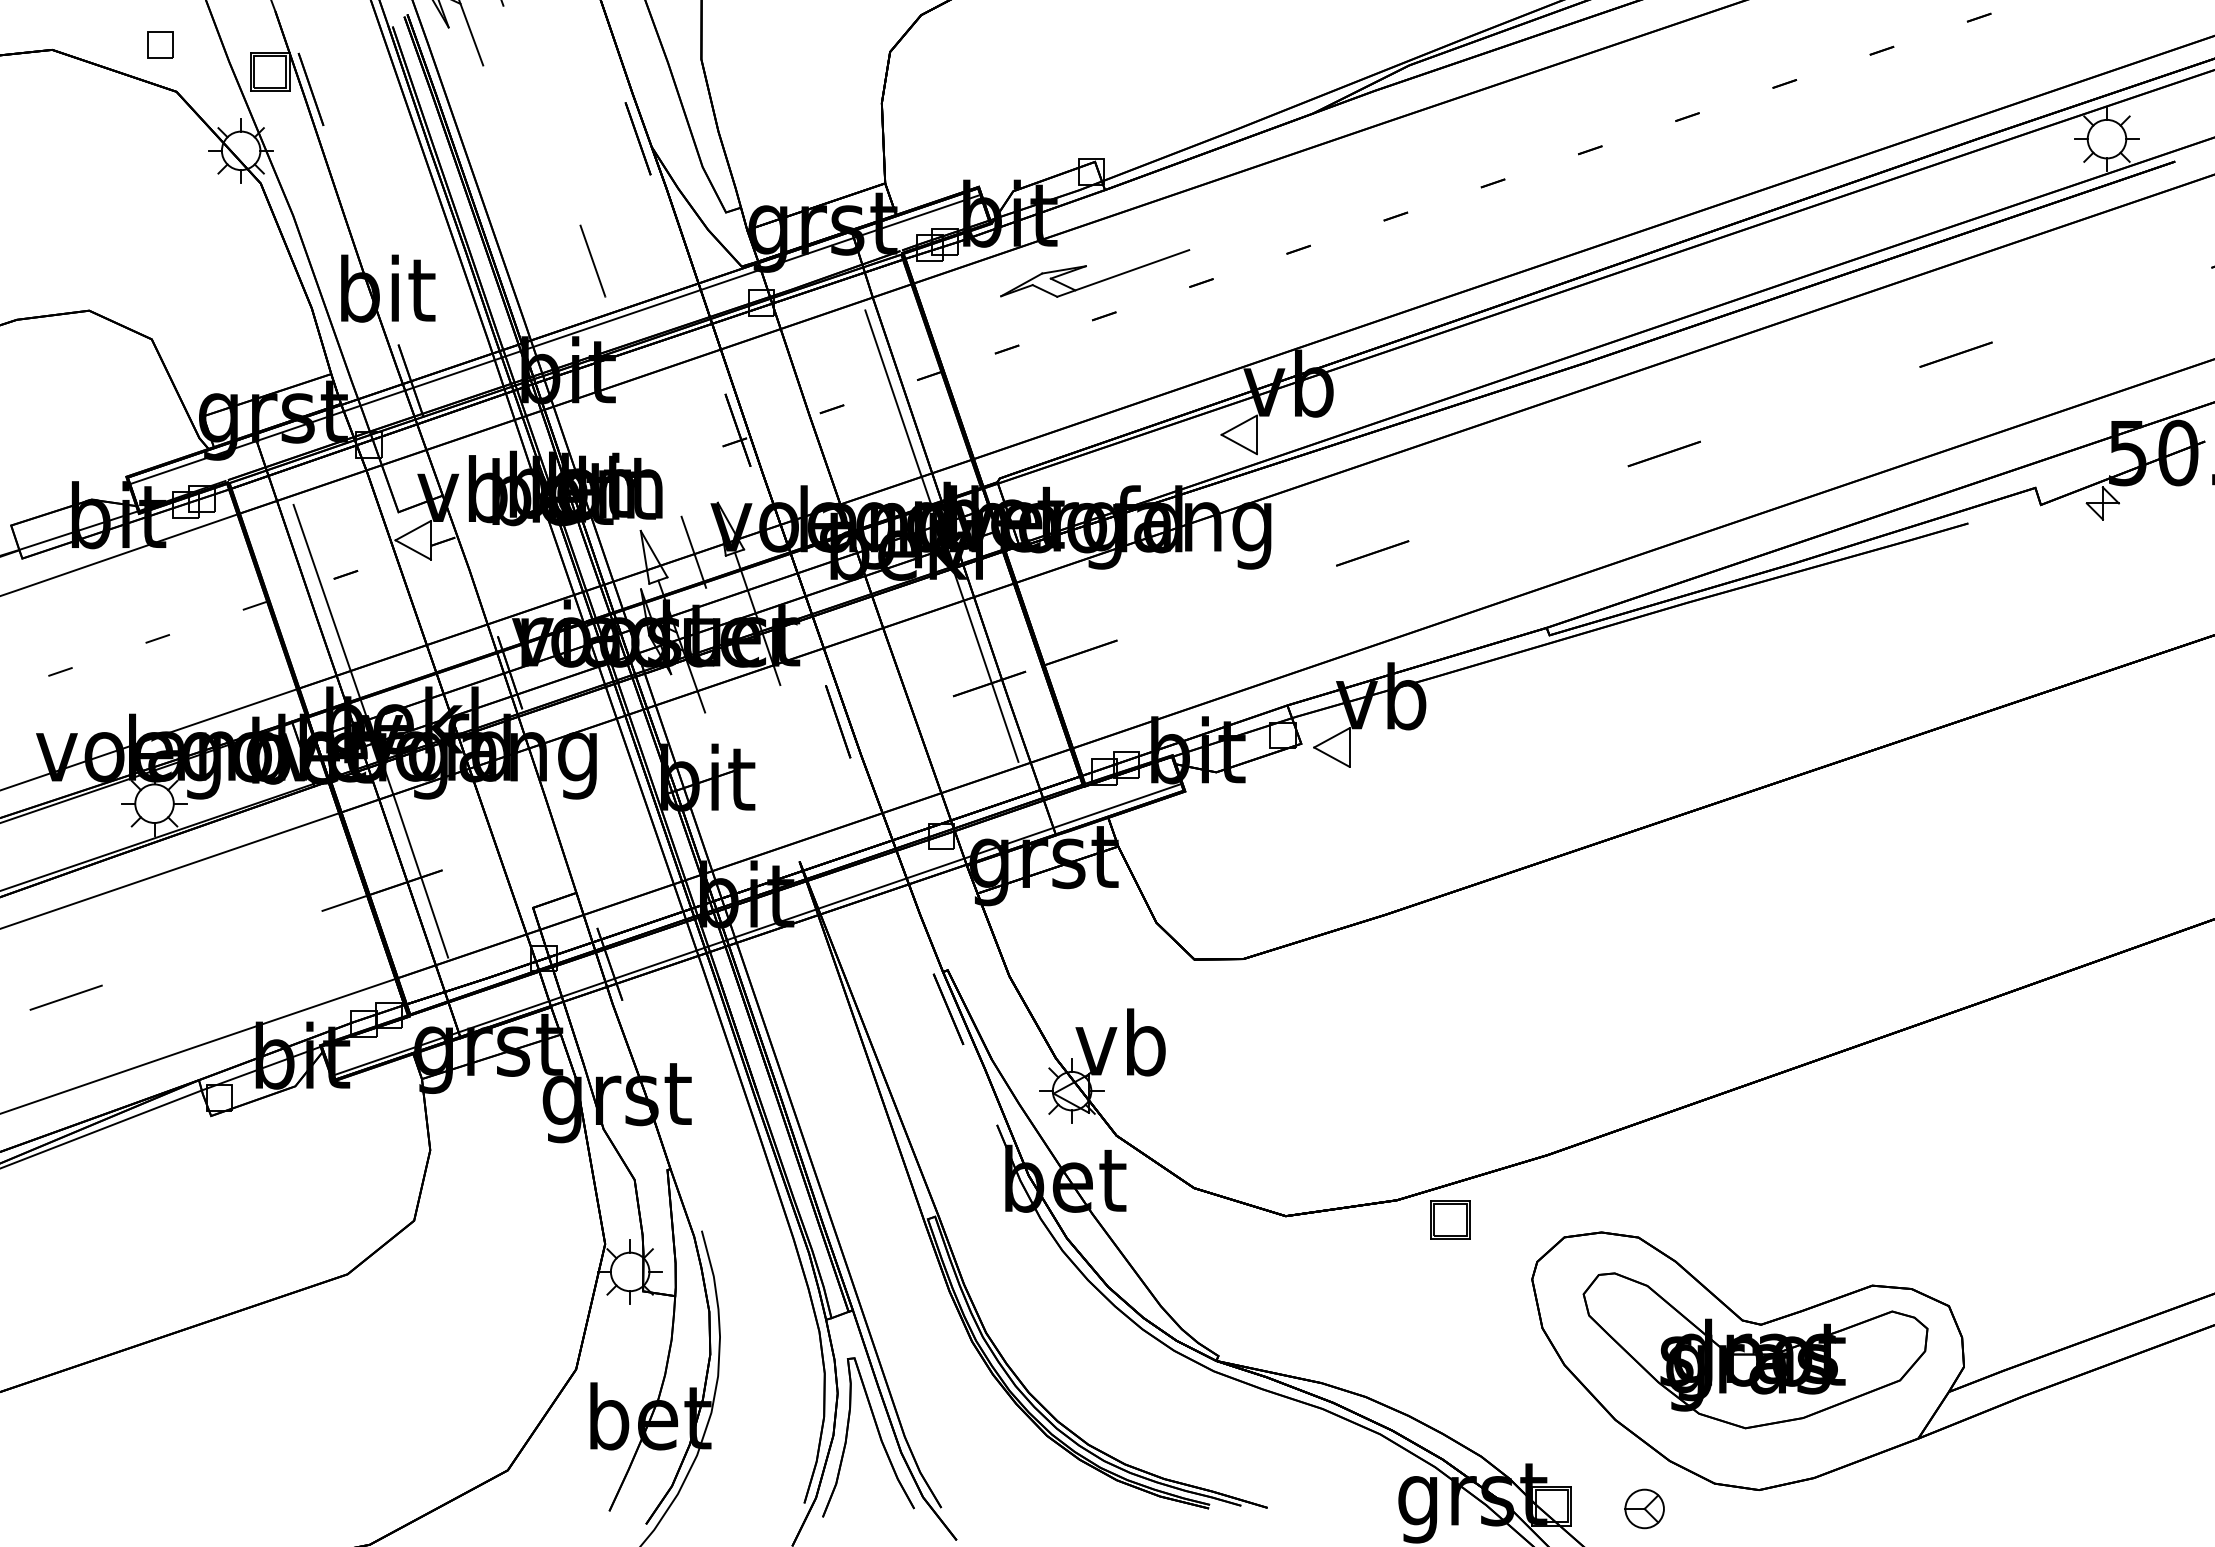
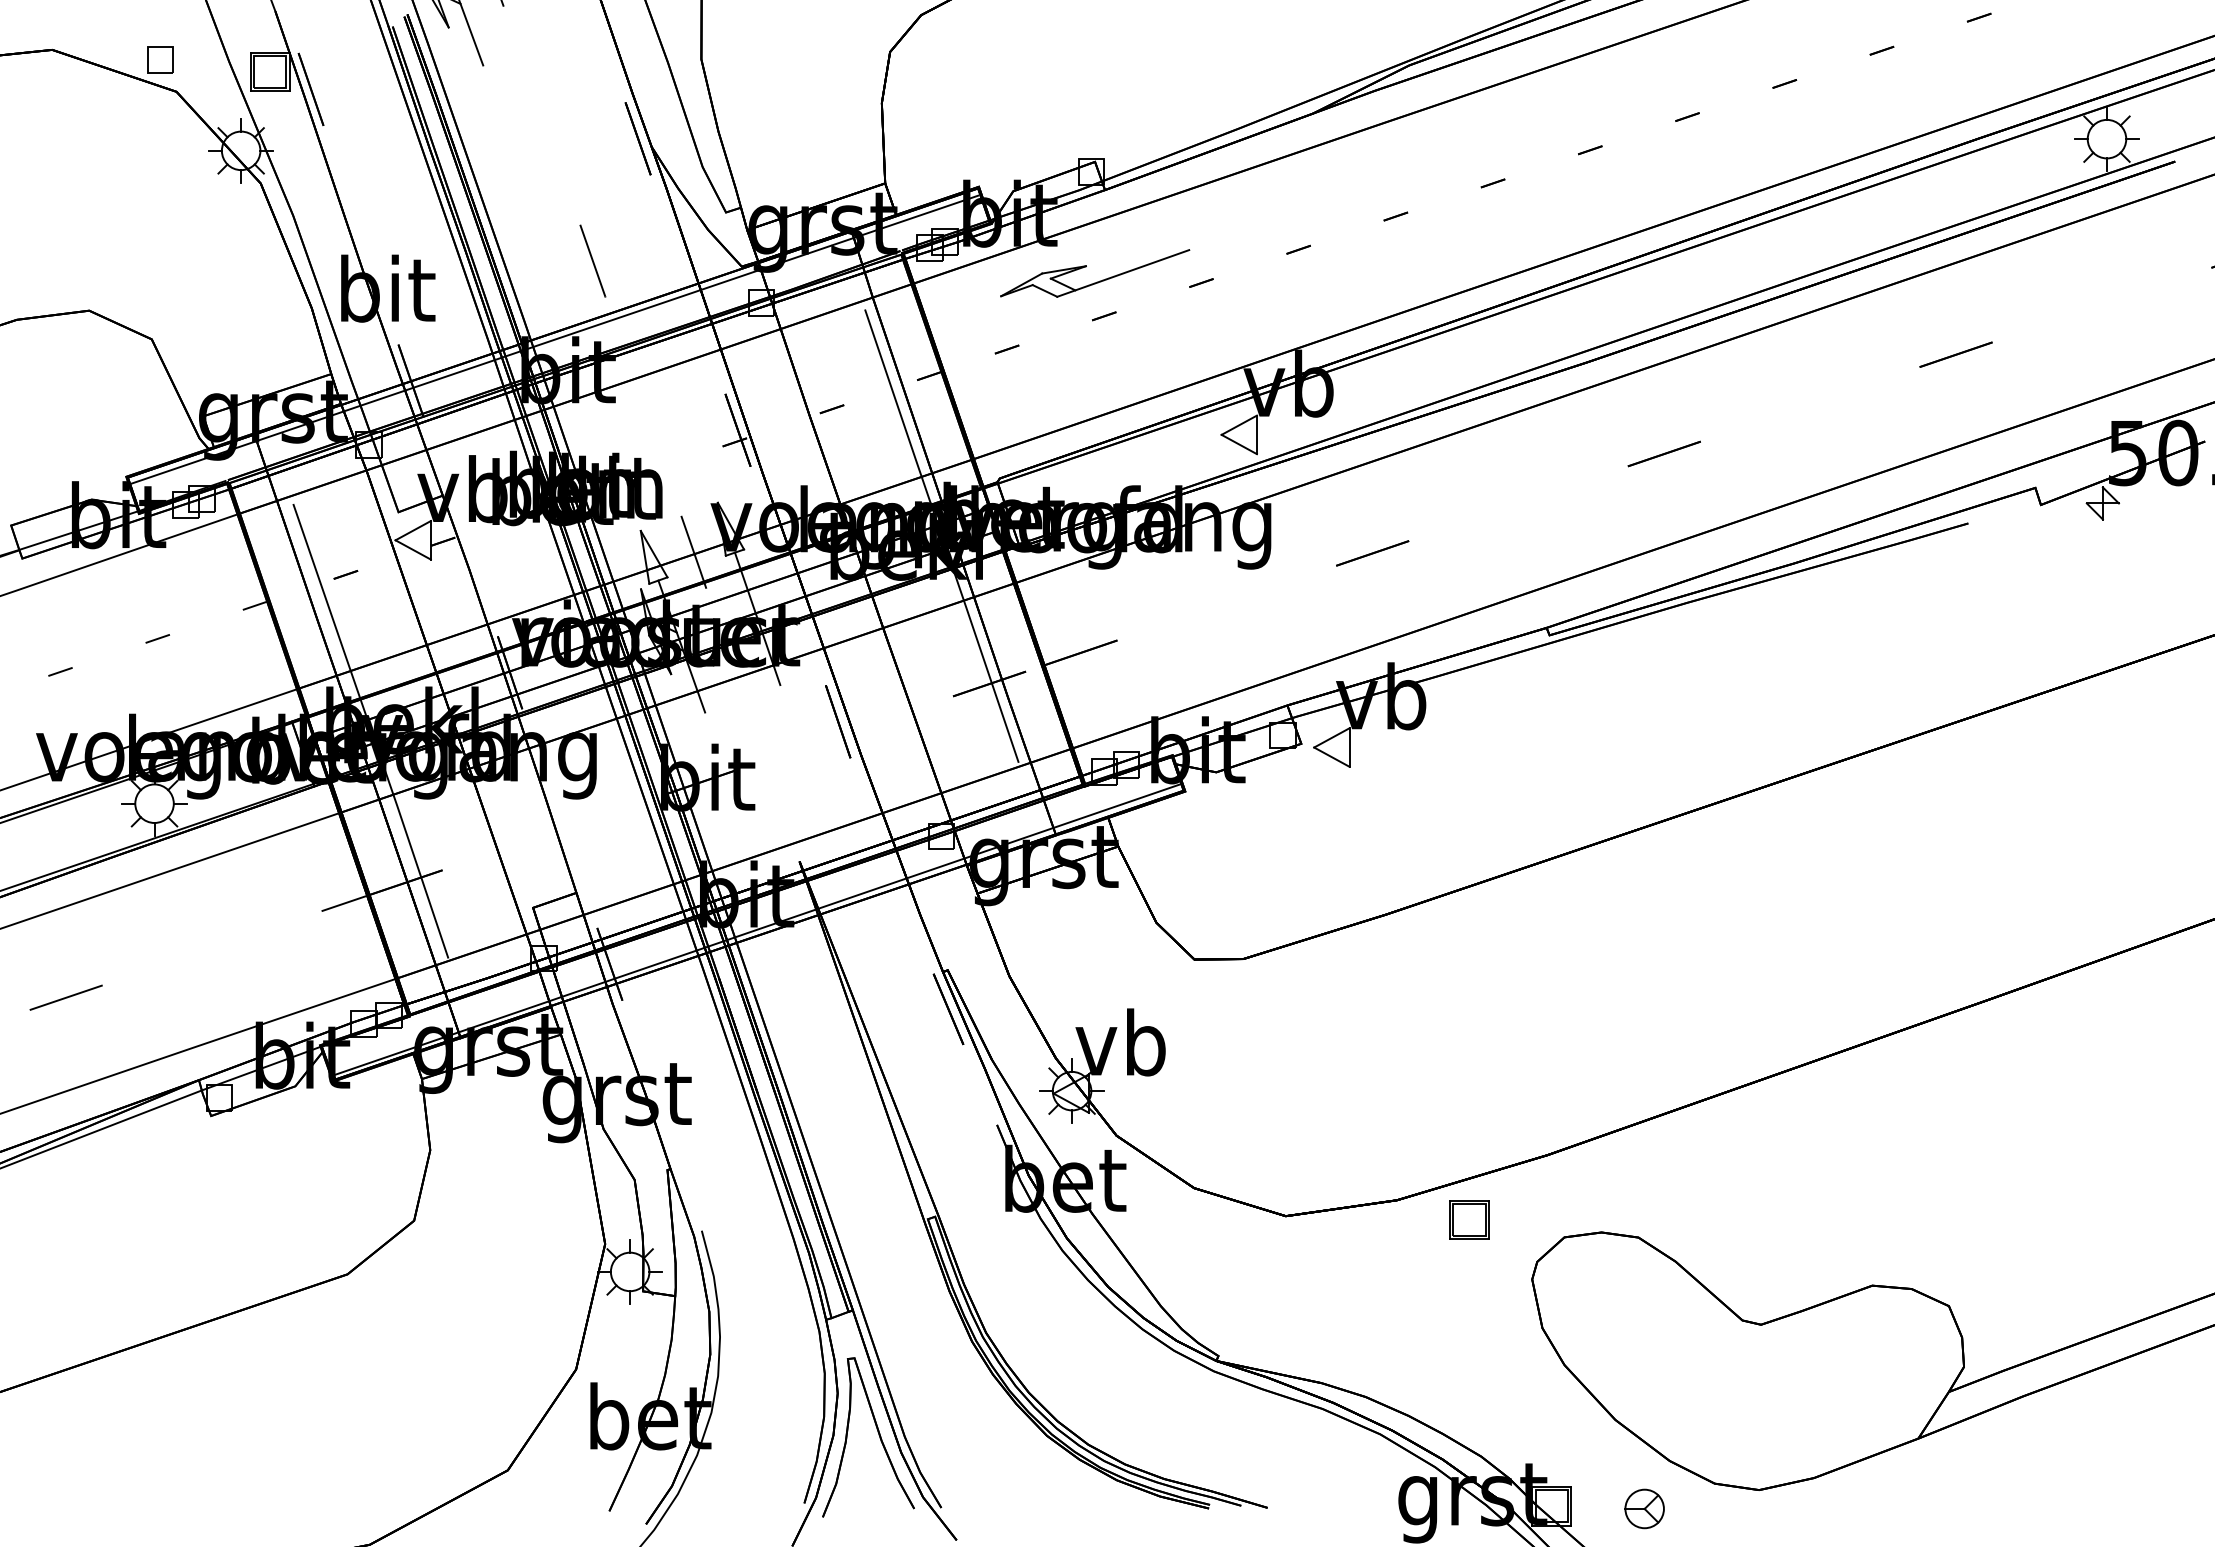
part position: (160, 44) -> (160, 59) (160, 59)
part position: (1450, 1219) -> (1469, 1219) (1469, 1219)
part: present -> none (1755, 1350)
